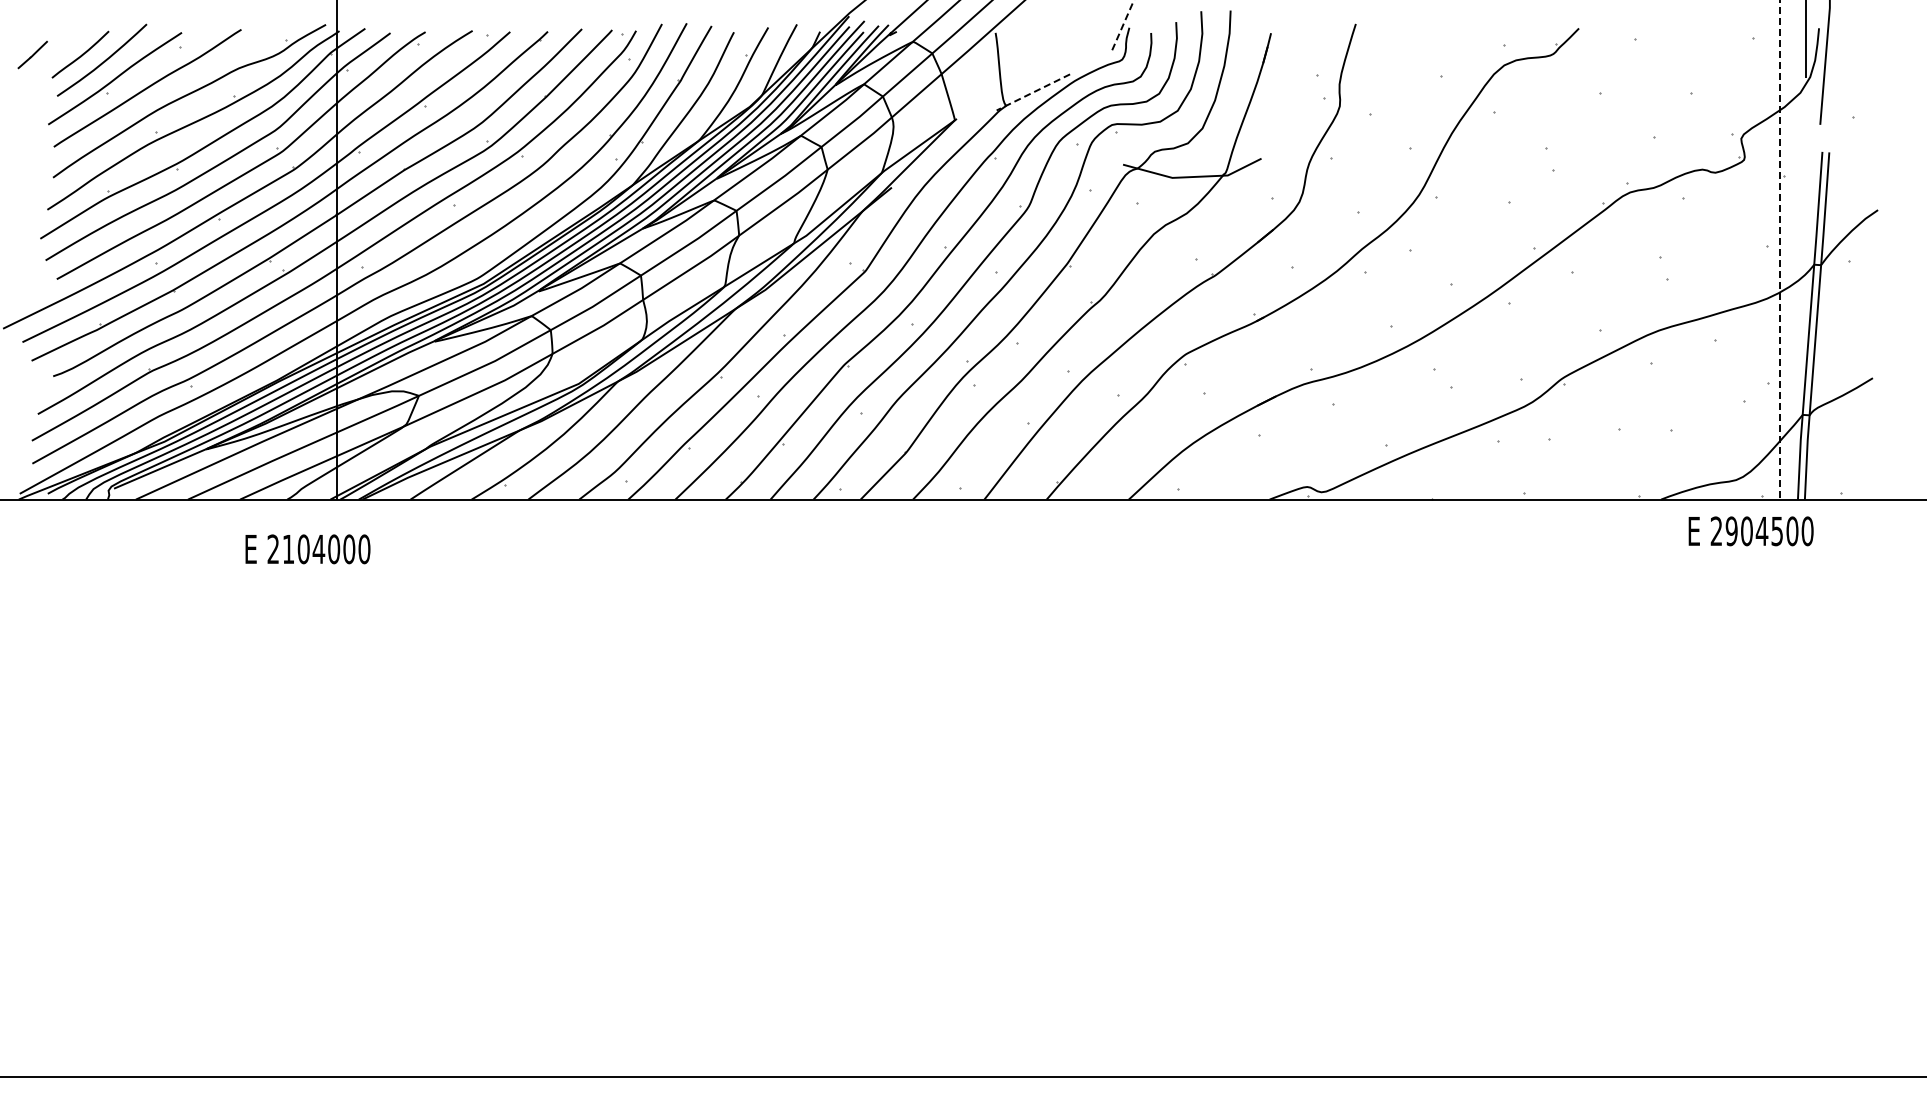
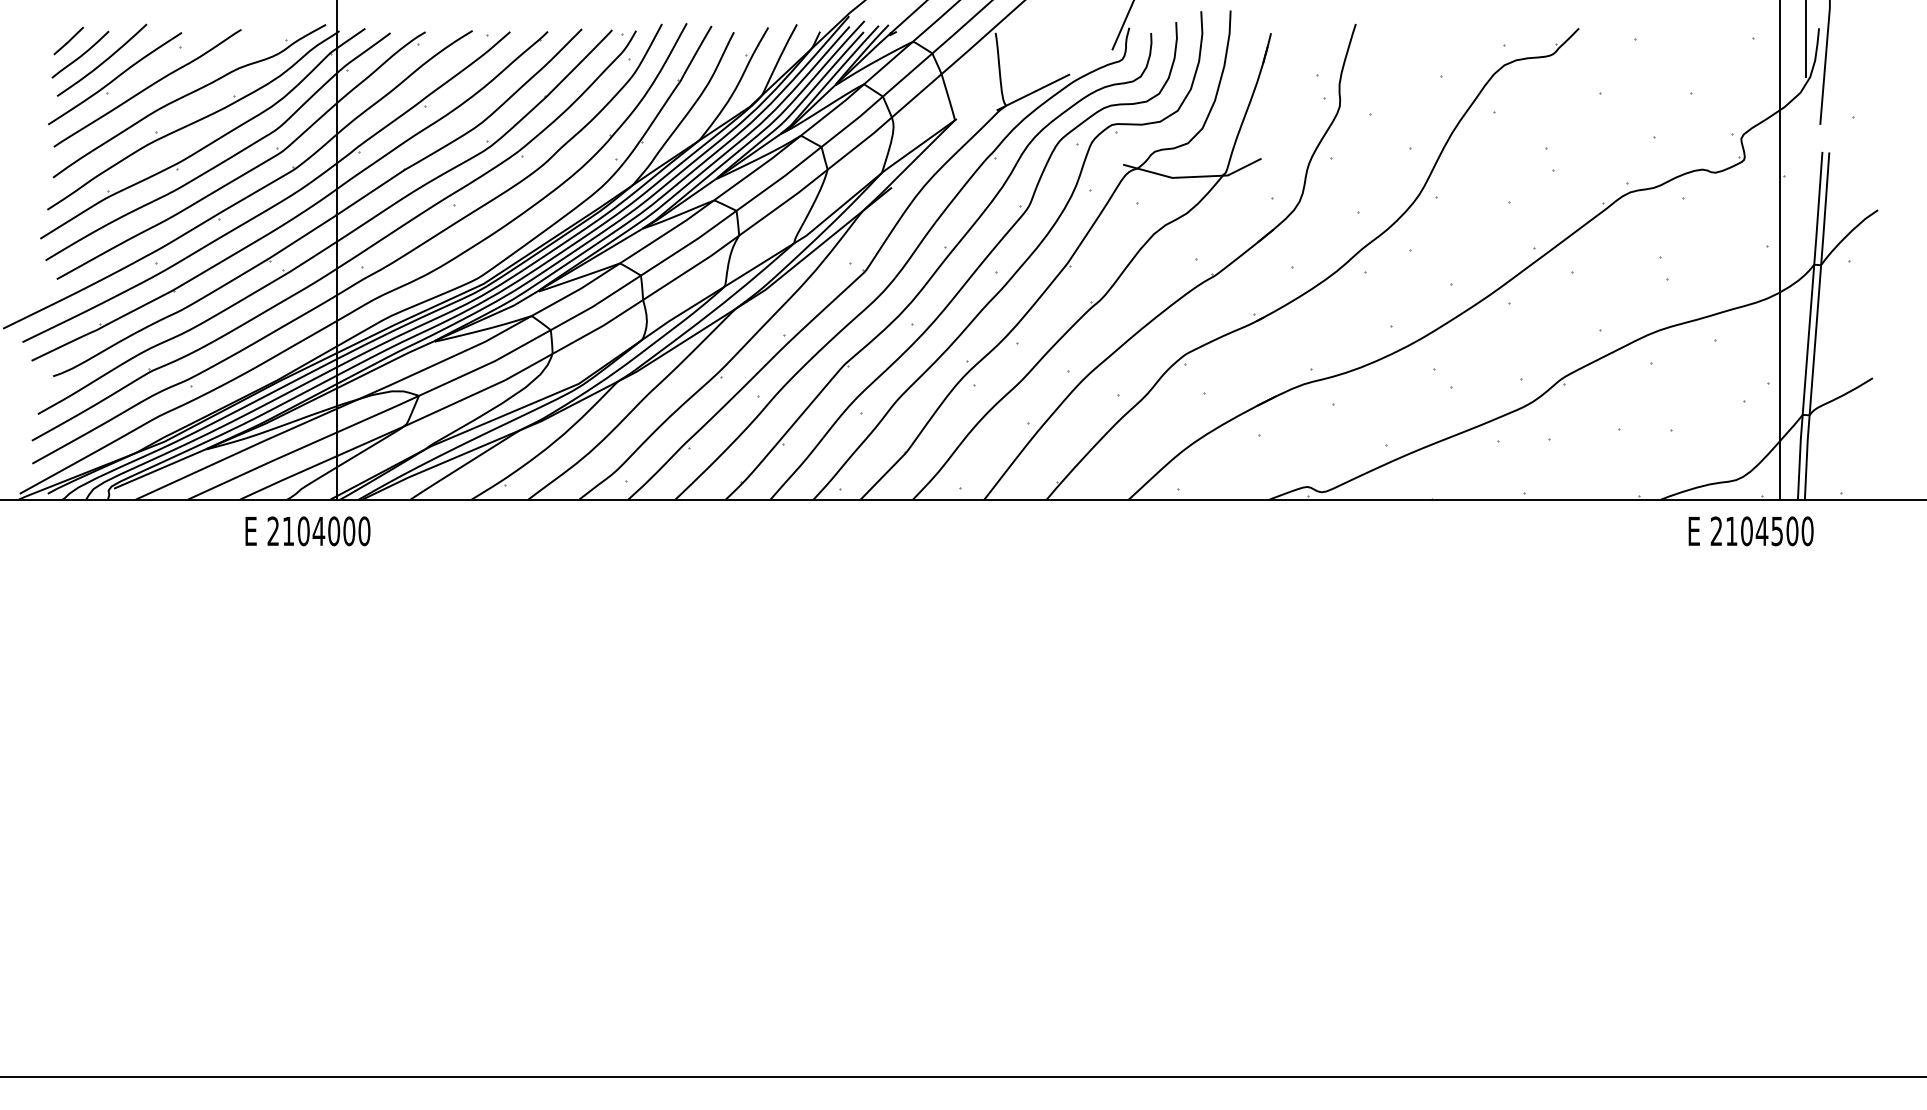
line: dashed -> solid (1123, 24)
line position: (32, 54) -> (68, 40) (68, 40)
line: dashed -> solid (1033, 92)
line: dashed -> solid (1780, 250)
text: 2904500 -> 2104500 (1731, 531)
text position: (307, 549) -> (307, 531) (307, 531)
